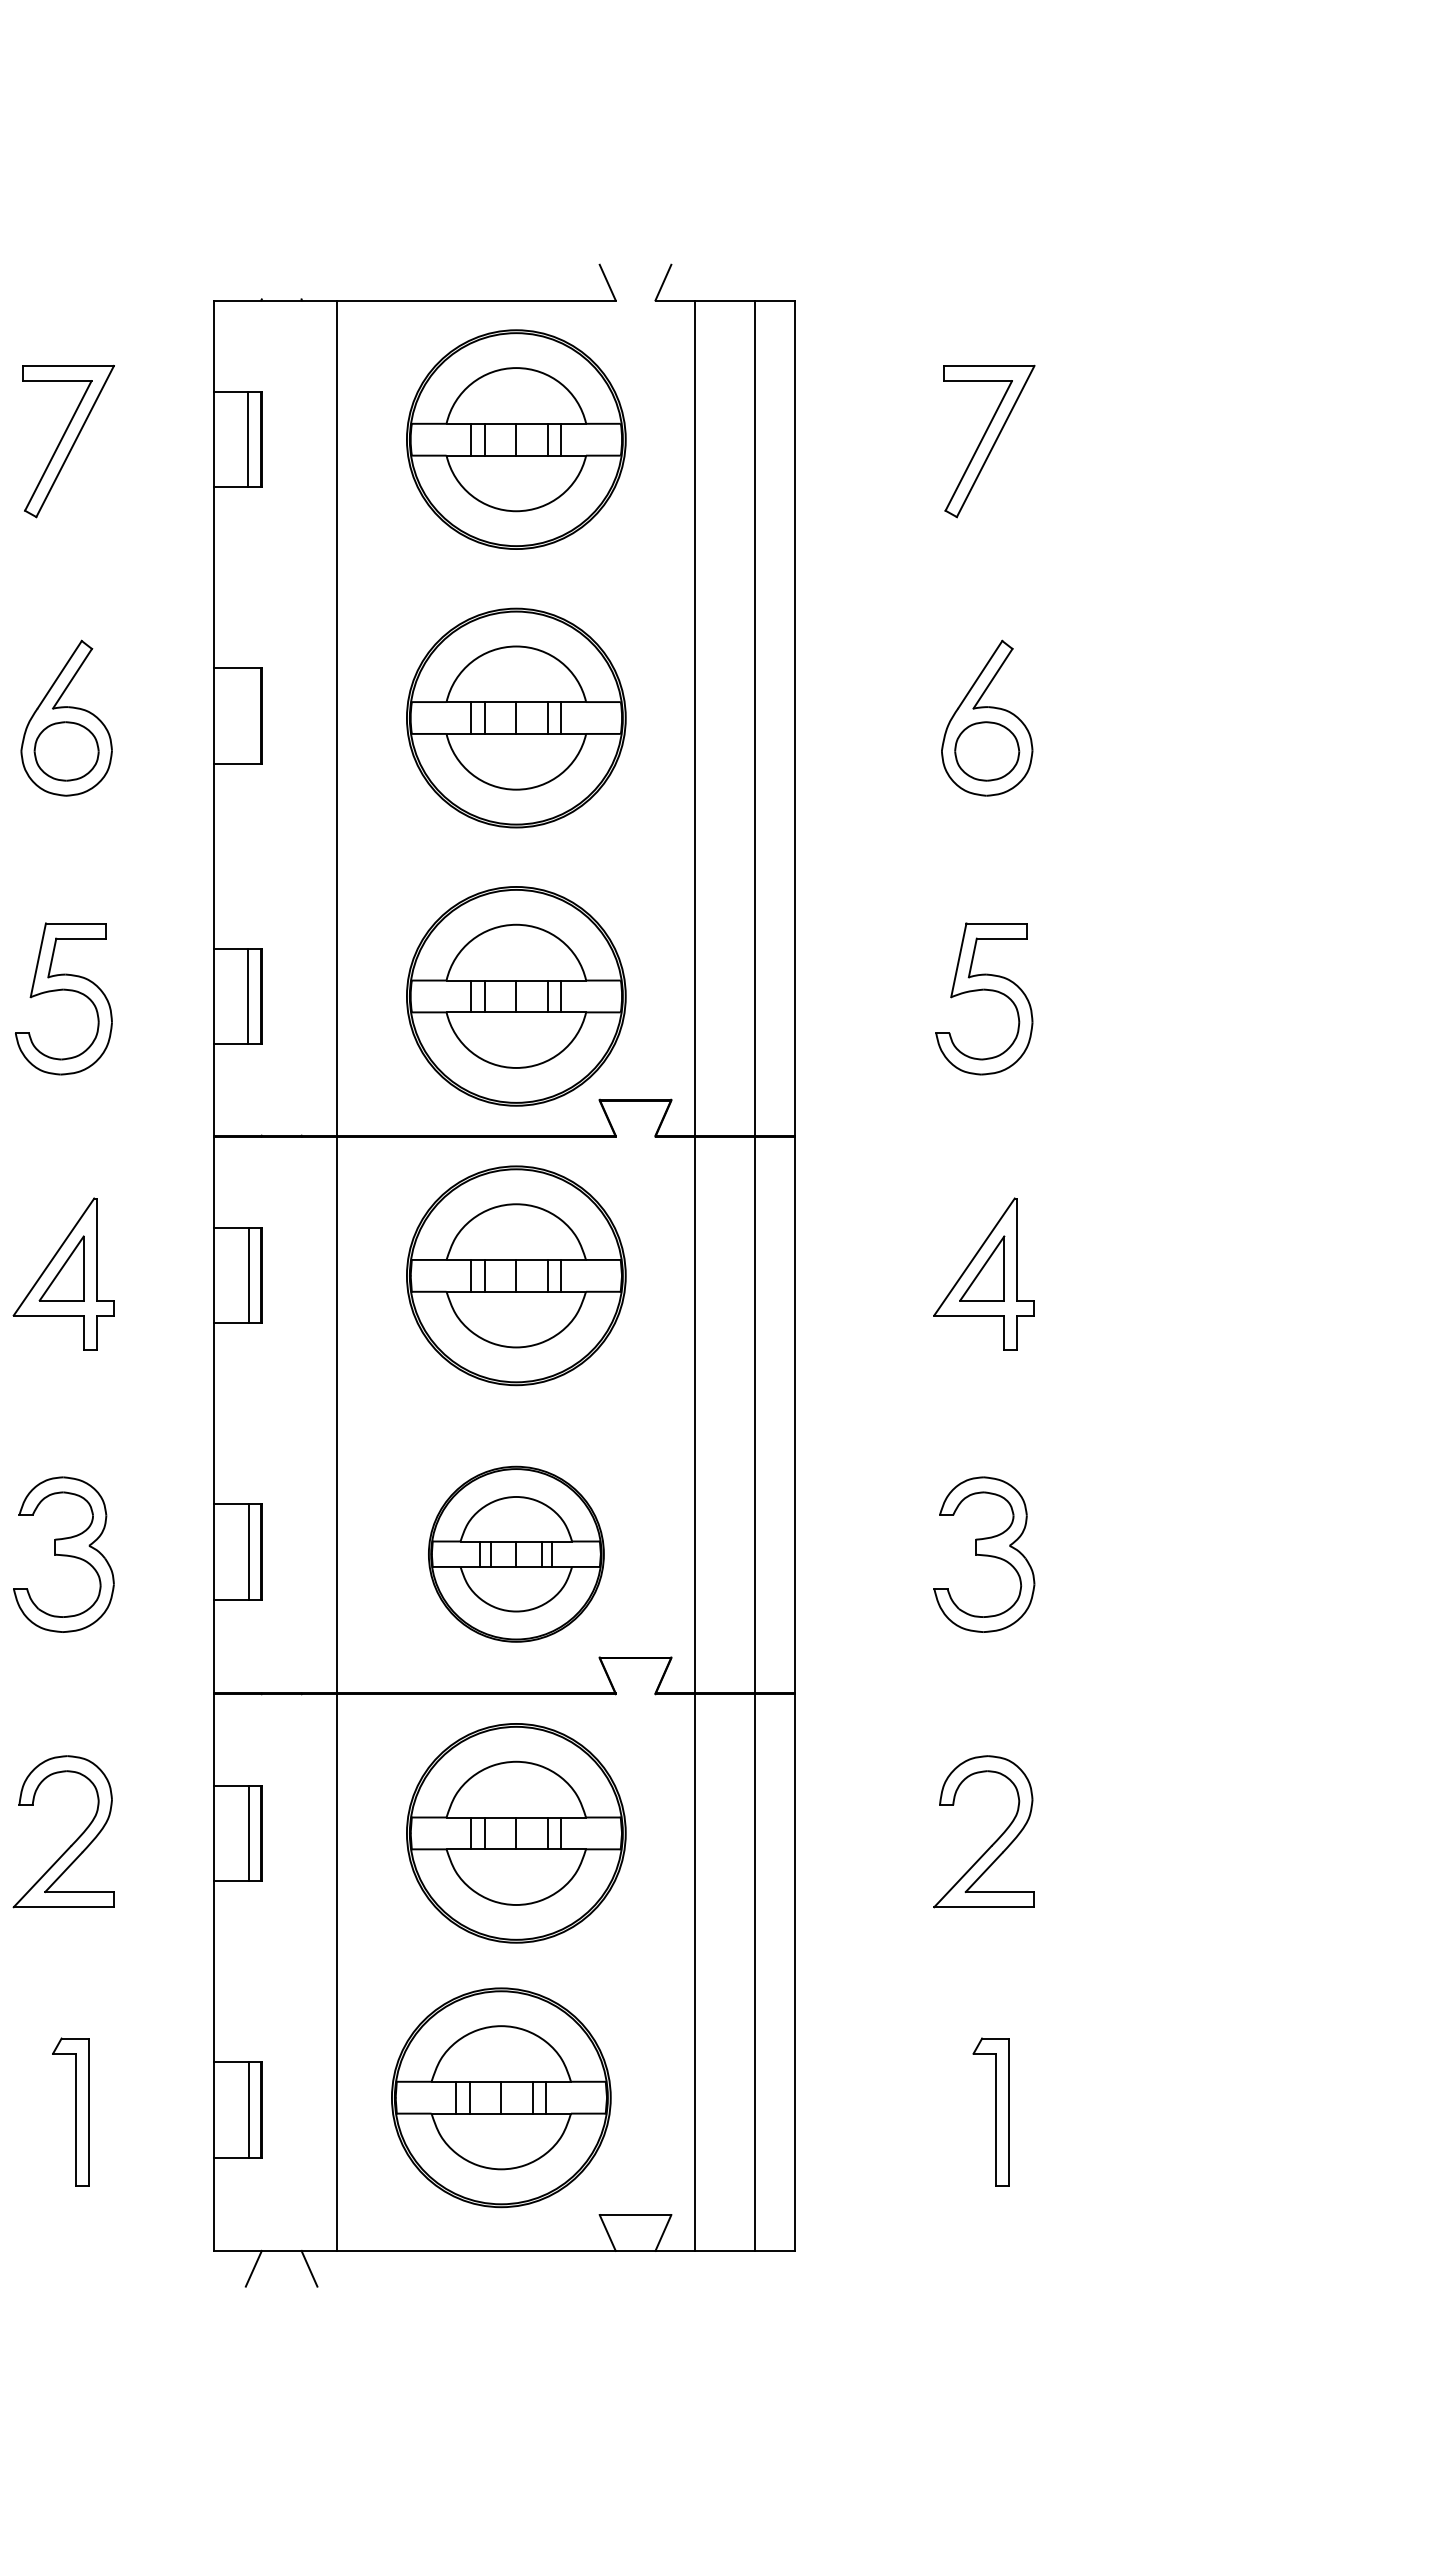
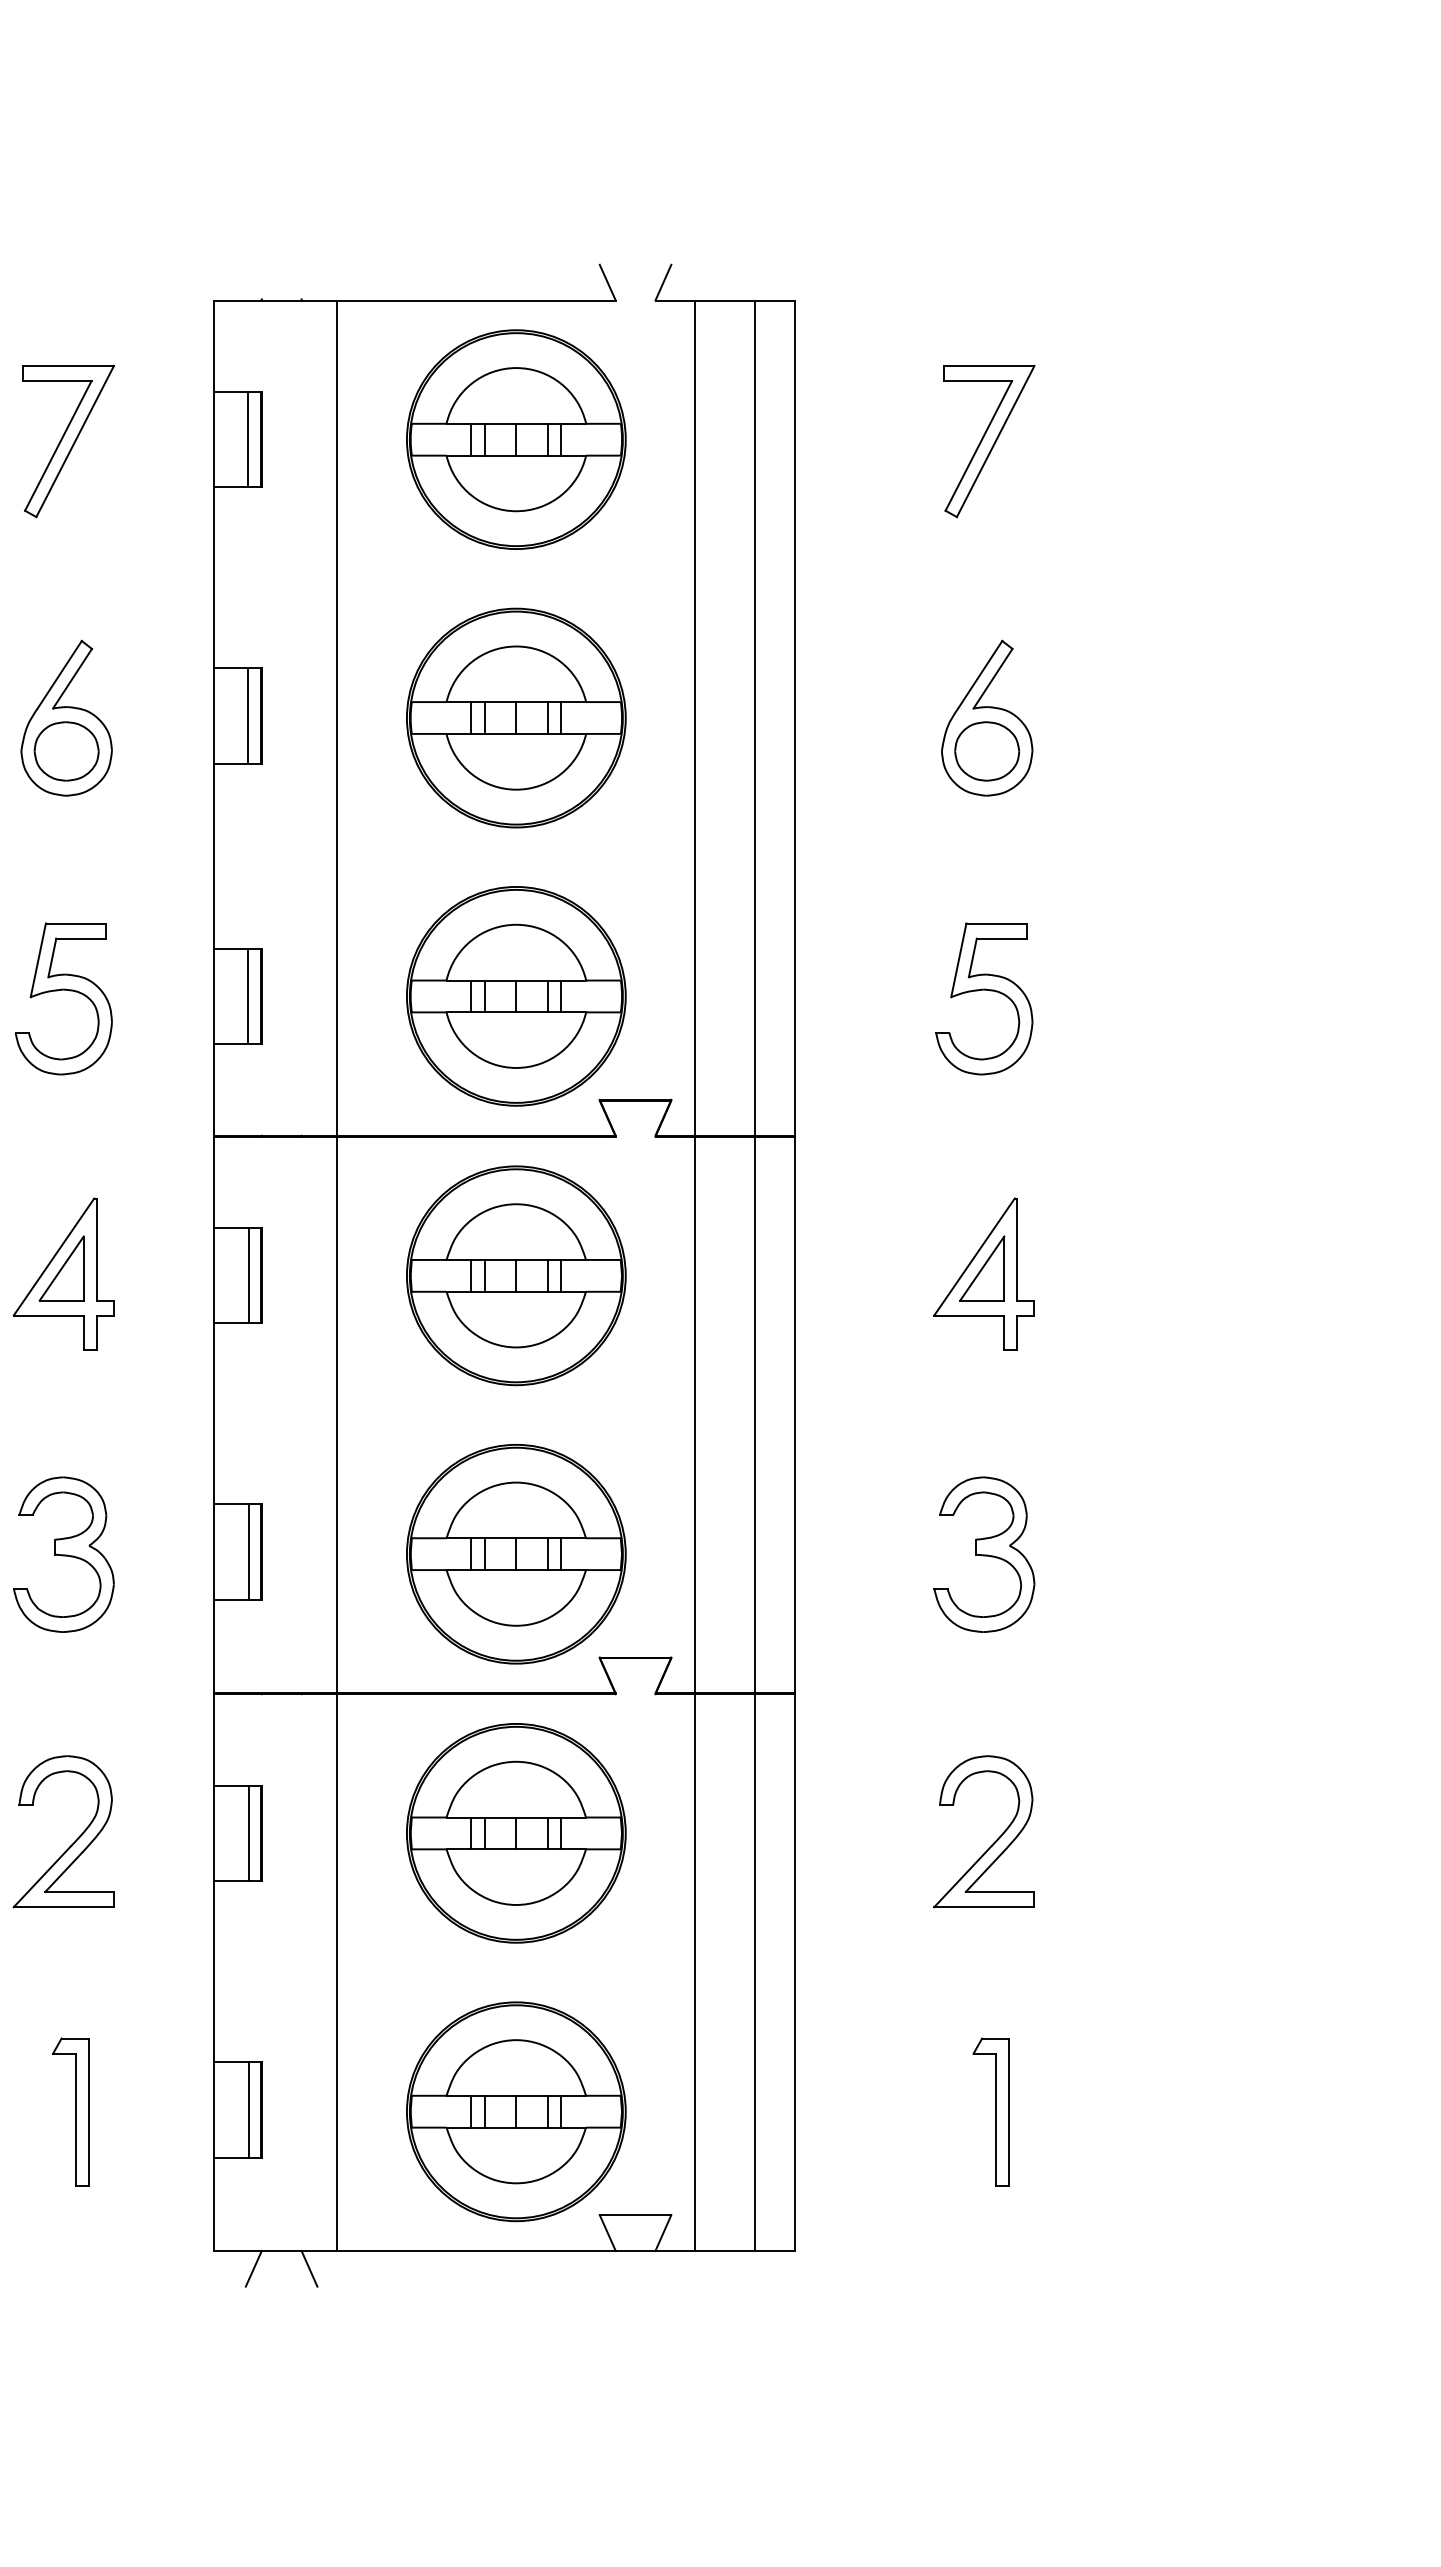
line: none -> present (247, 715)
part size: 177x178 px -> 221x221 px (516, 1554)
part position: (501, 2097) -> (516, 2111) (516, 2111)
